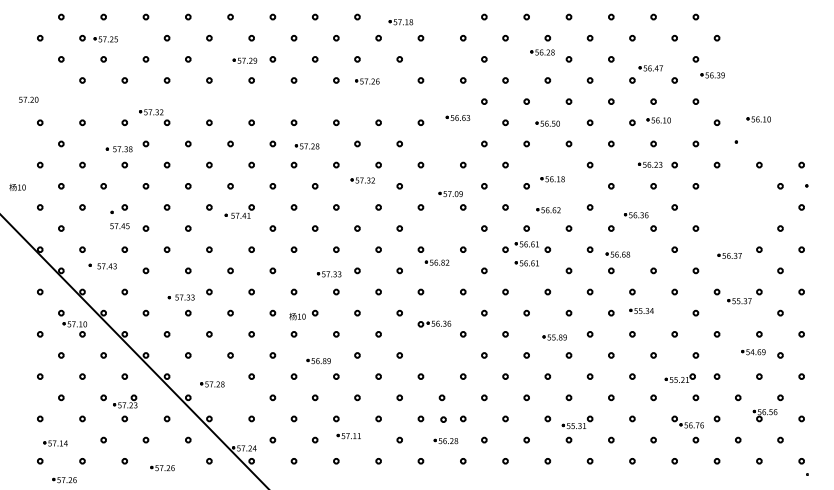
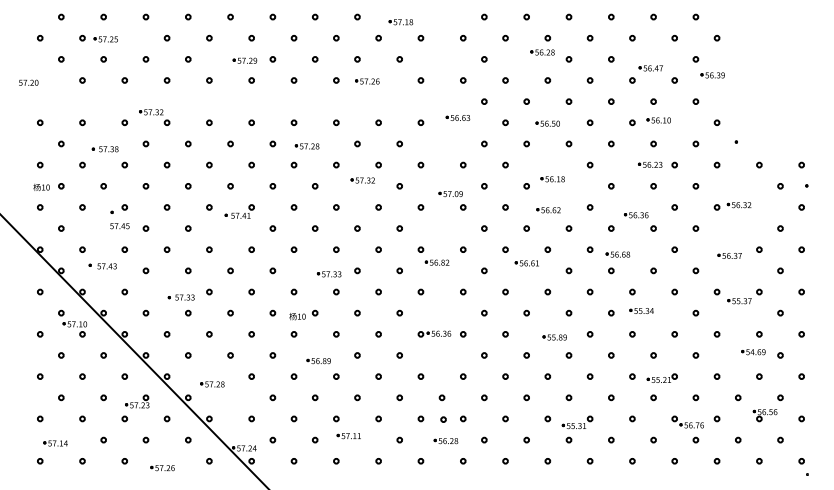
text position: (28, 99) -> (28, 82) (28, 82)
part: present -> none (758, 119)
part position: (118, 149) -> (104, 149) (104, 149)
text position: (17, 186) -> (41, 186) (41, 186)
part: none -> present (732, 206)
part: present -> none (526, 244)
part position: (434, 323) -> (434, 333) (434, 333)
part position: (679, 377) -> (661, 377) (661, 377)
part position: (125, 401) -> (137, 401) (137, 401)
part: present -> none (64, 480)
